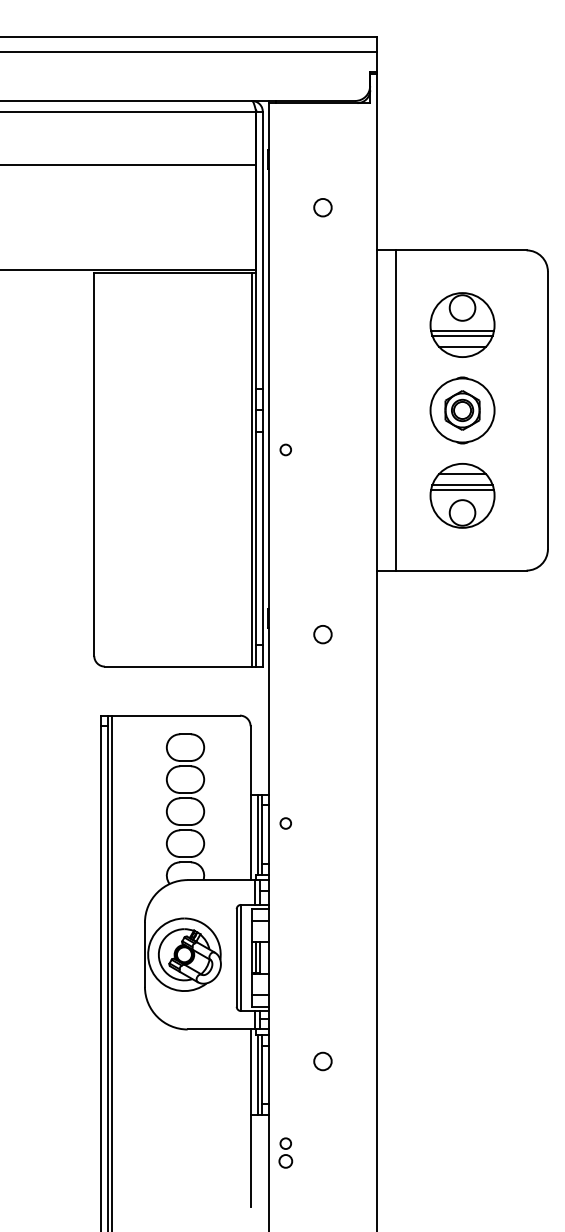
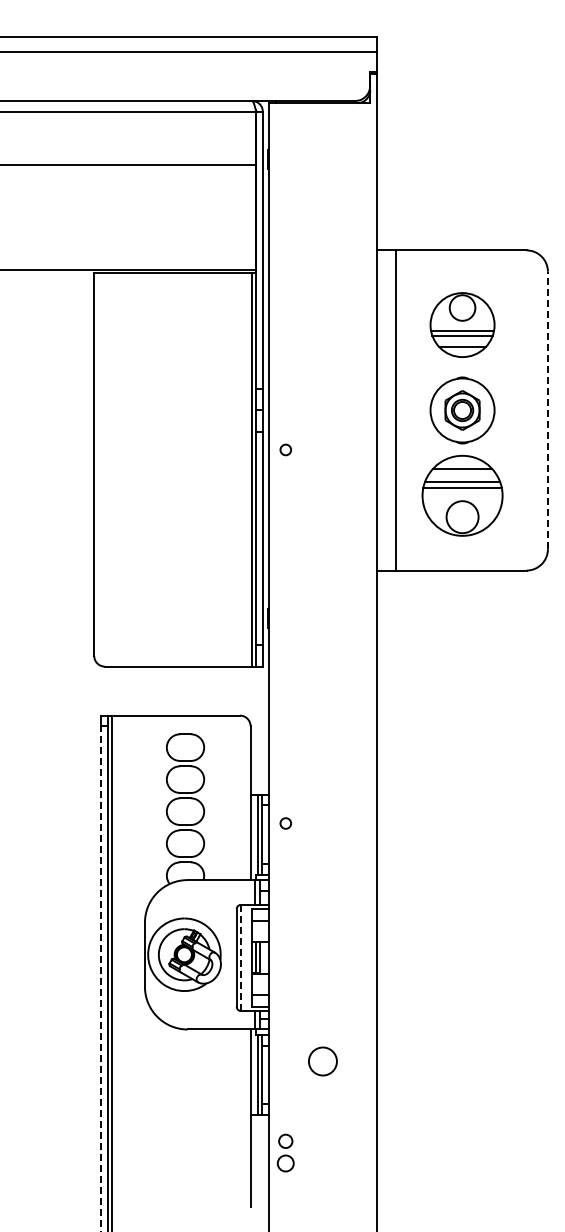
circle: present -> none (322, 207)
line: solid -> dashed (547, 410)
part size: 67x66 px -> 83x83 px (462, 495)
circle: present -> none (322, 634)
line: solid -> dashed (241, 958)
line: solid -> dashed (101, 978)
circle size: 20x21 px -> 30x31 px (322, 1061)
part size: 16x32 px -> 19x40 px (285, 1152)
